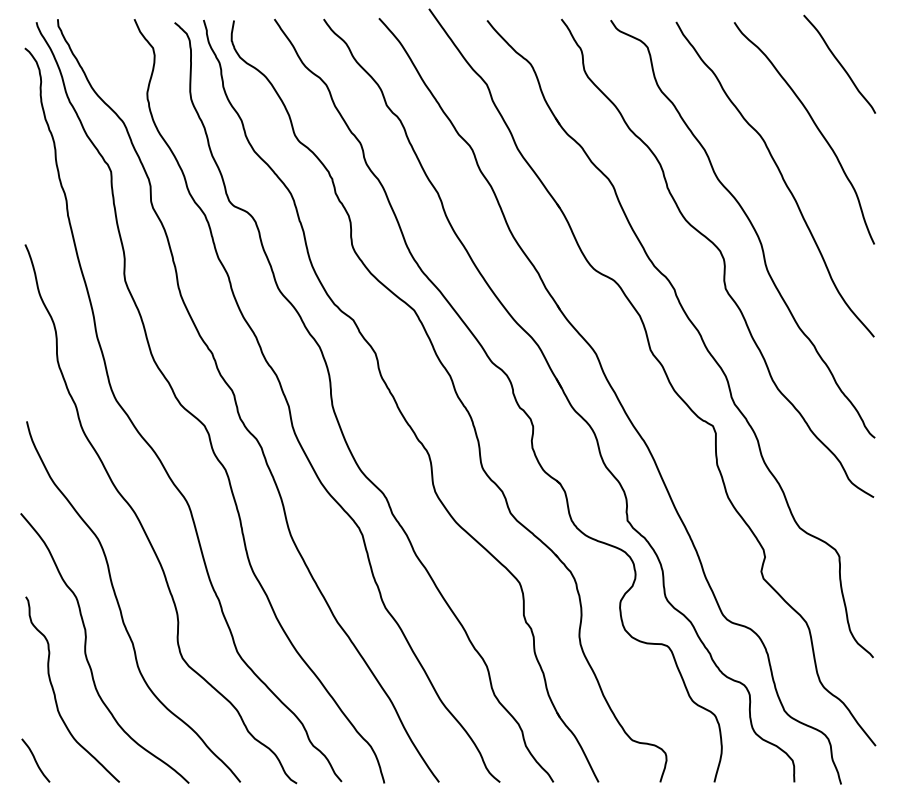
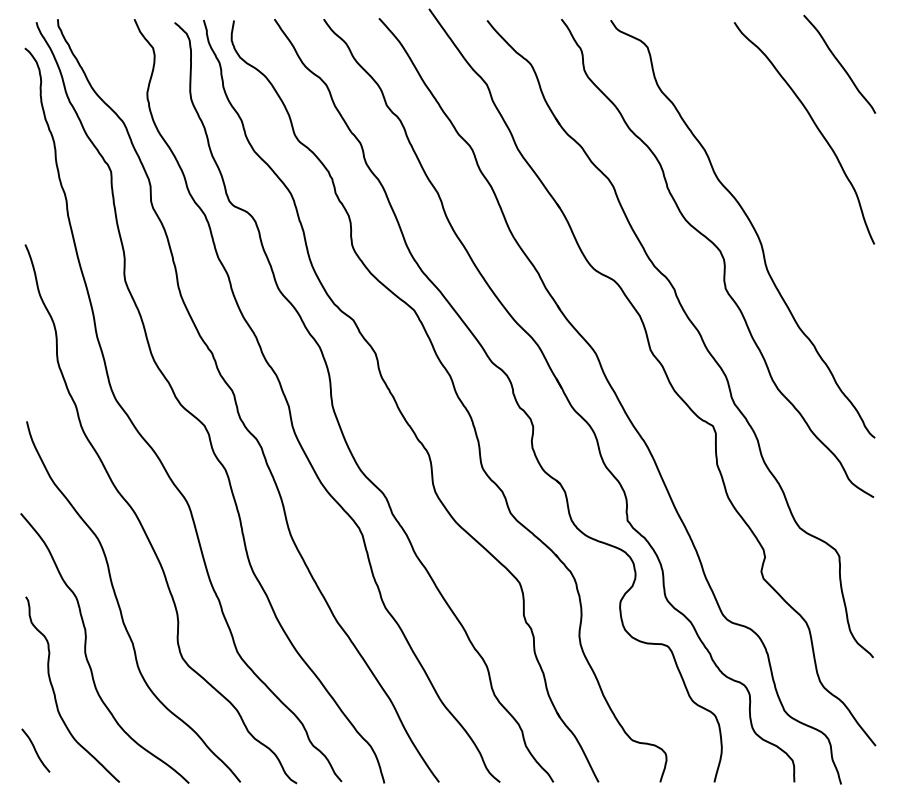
curve: present -> none (780, 175)
curve position: (35, 760) -> (35, 750) (35, 750)
